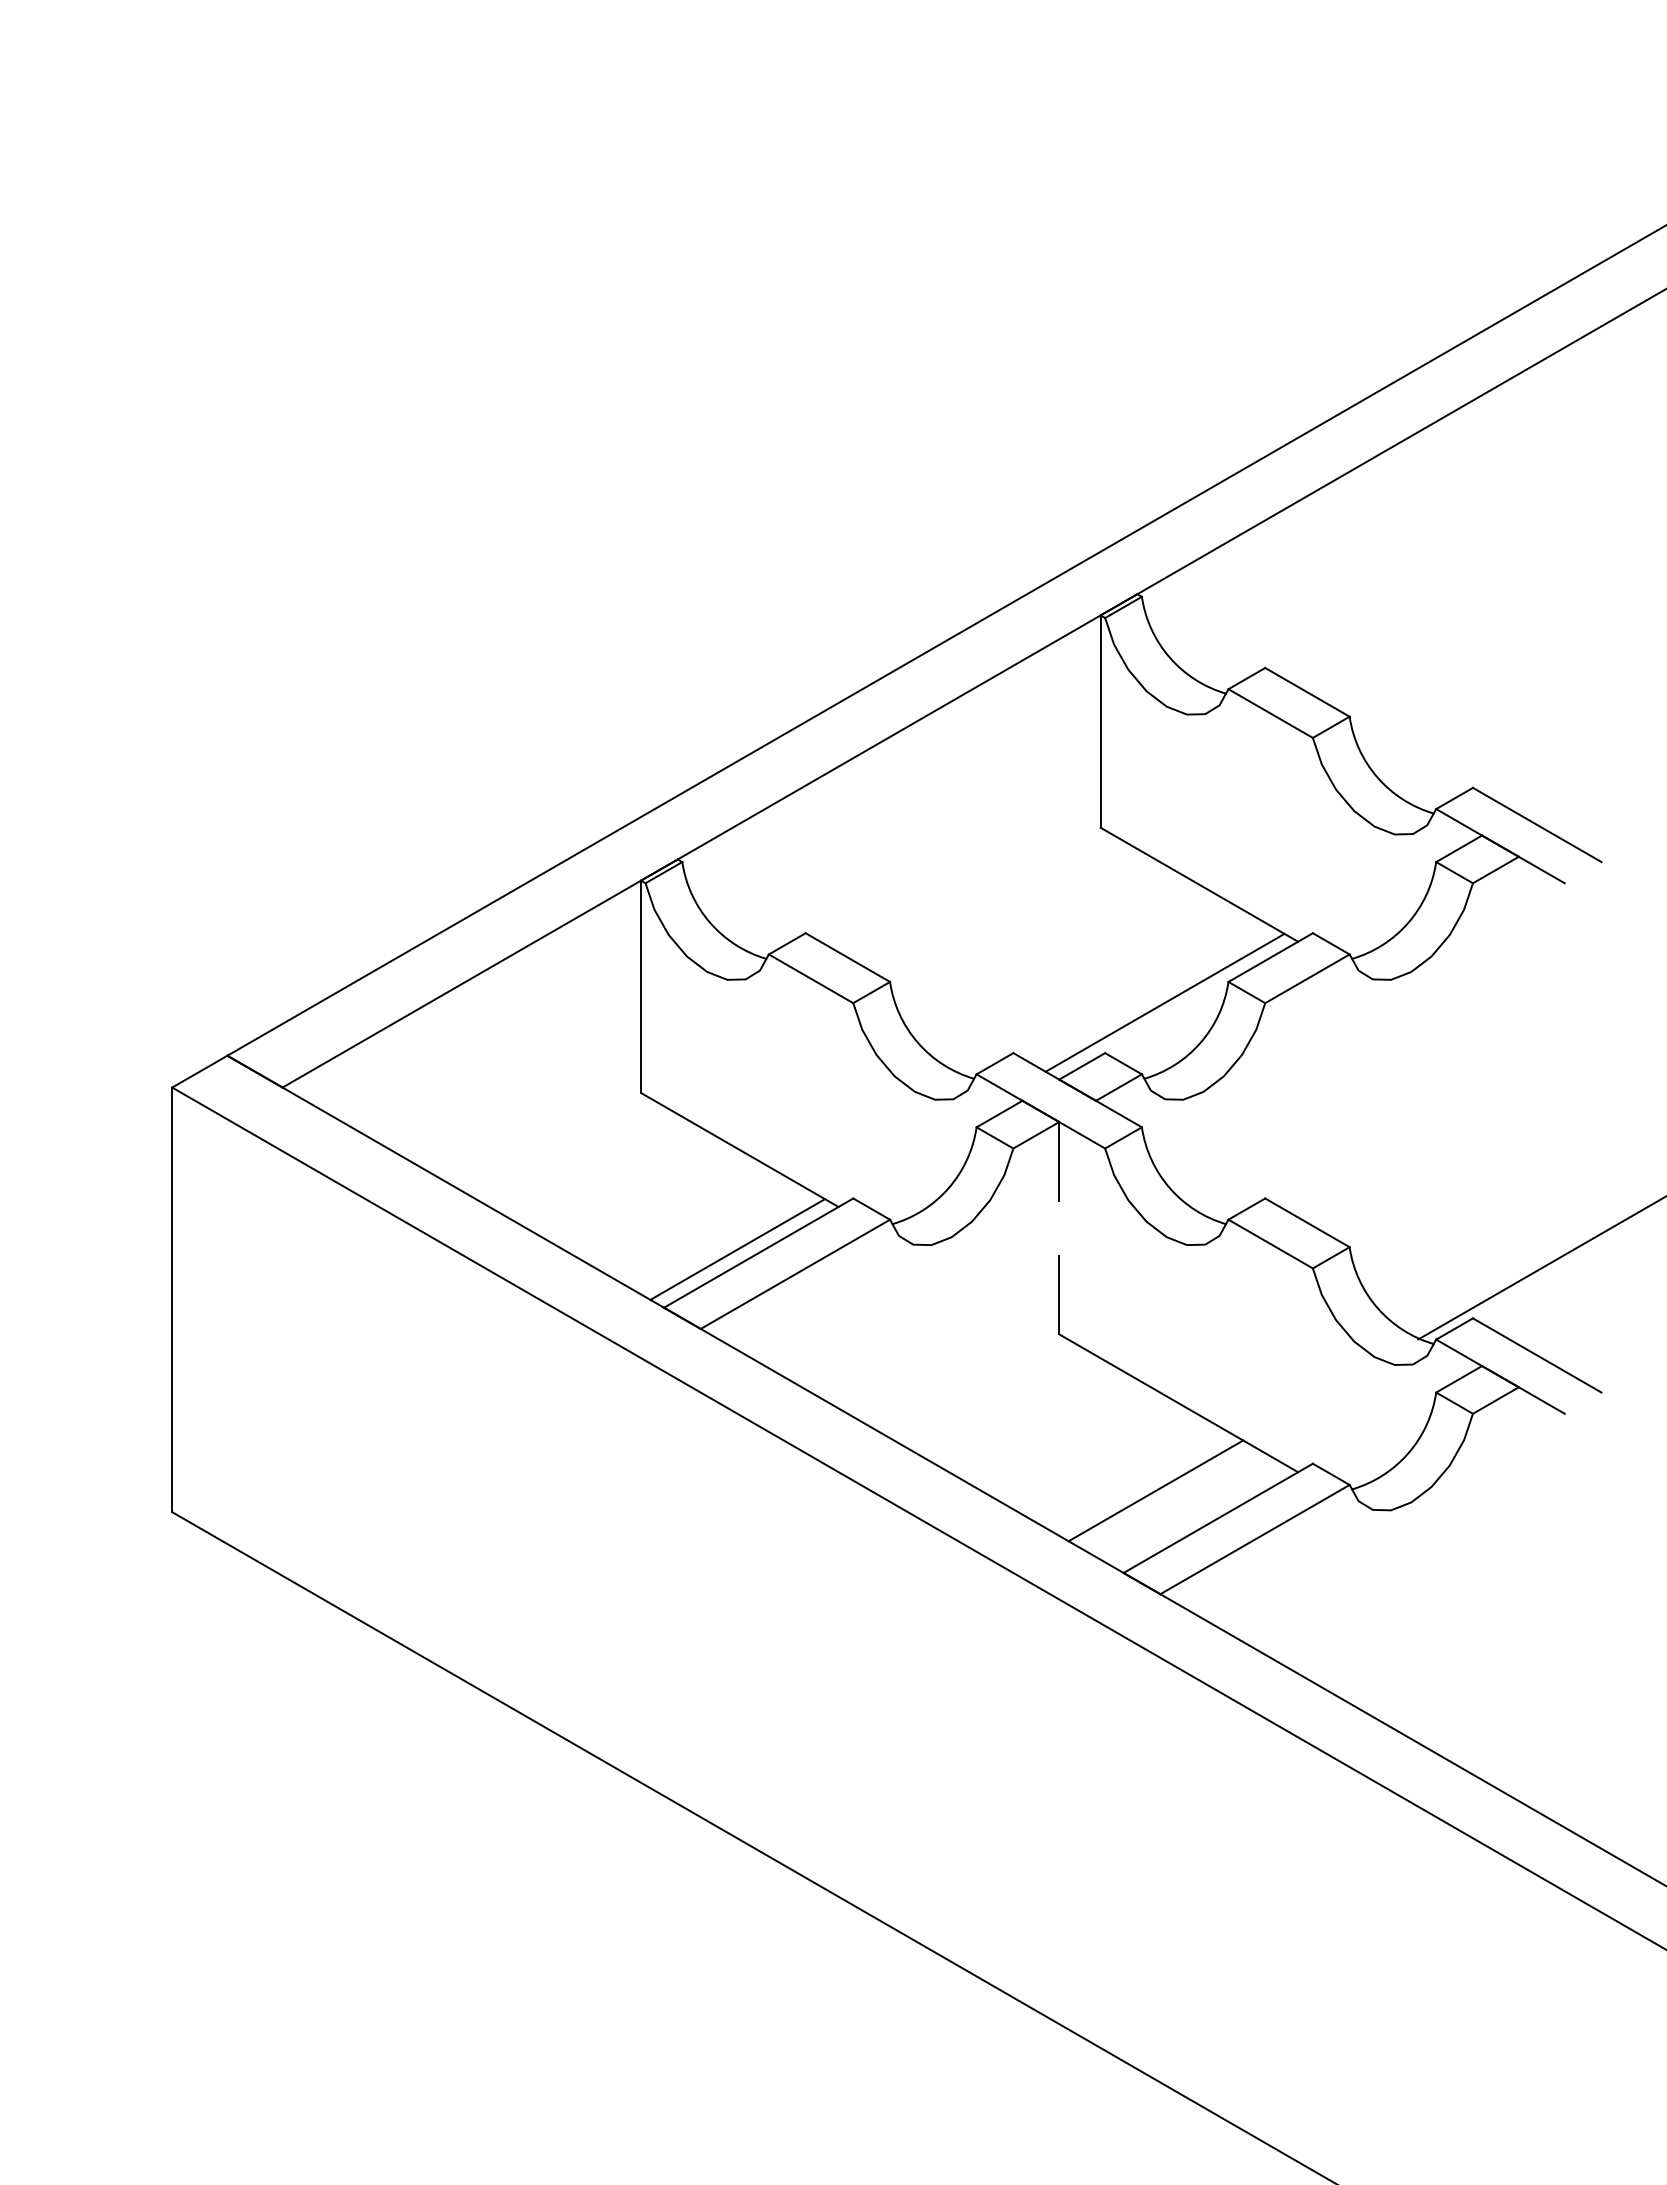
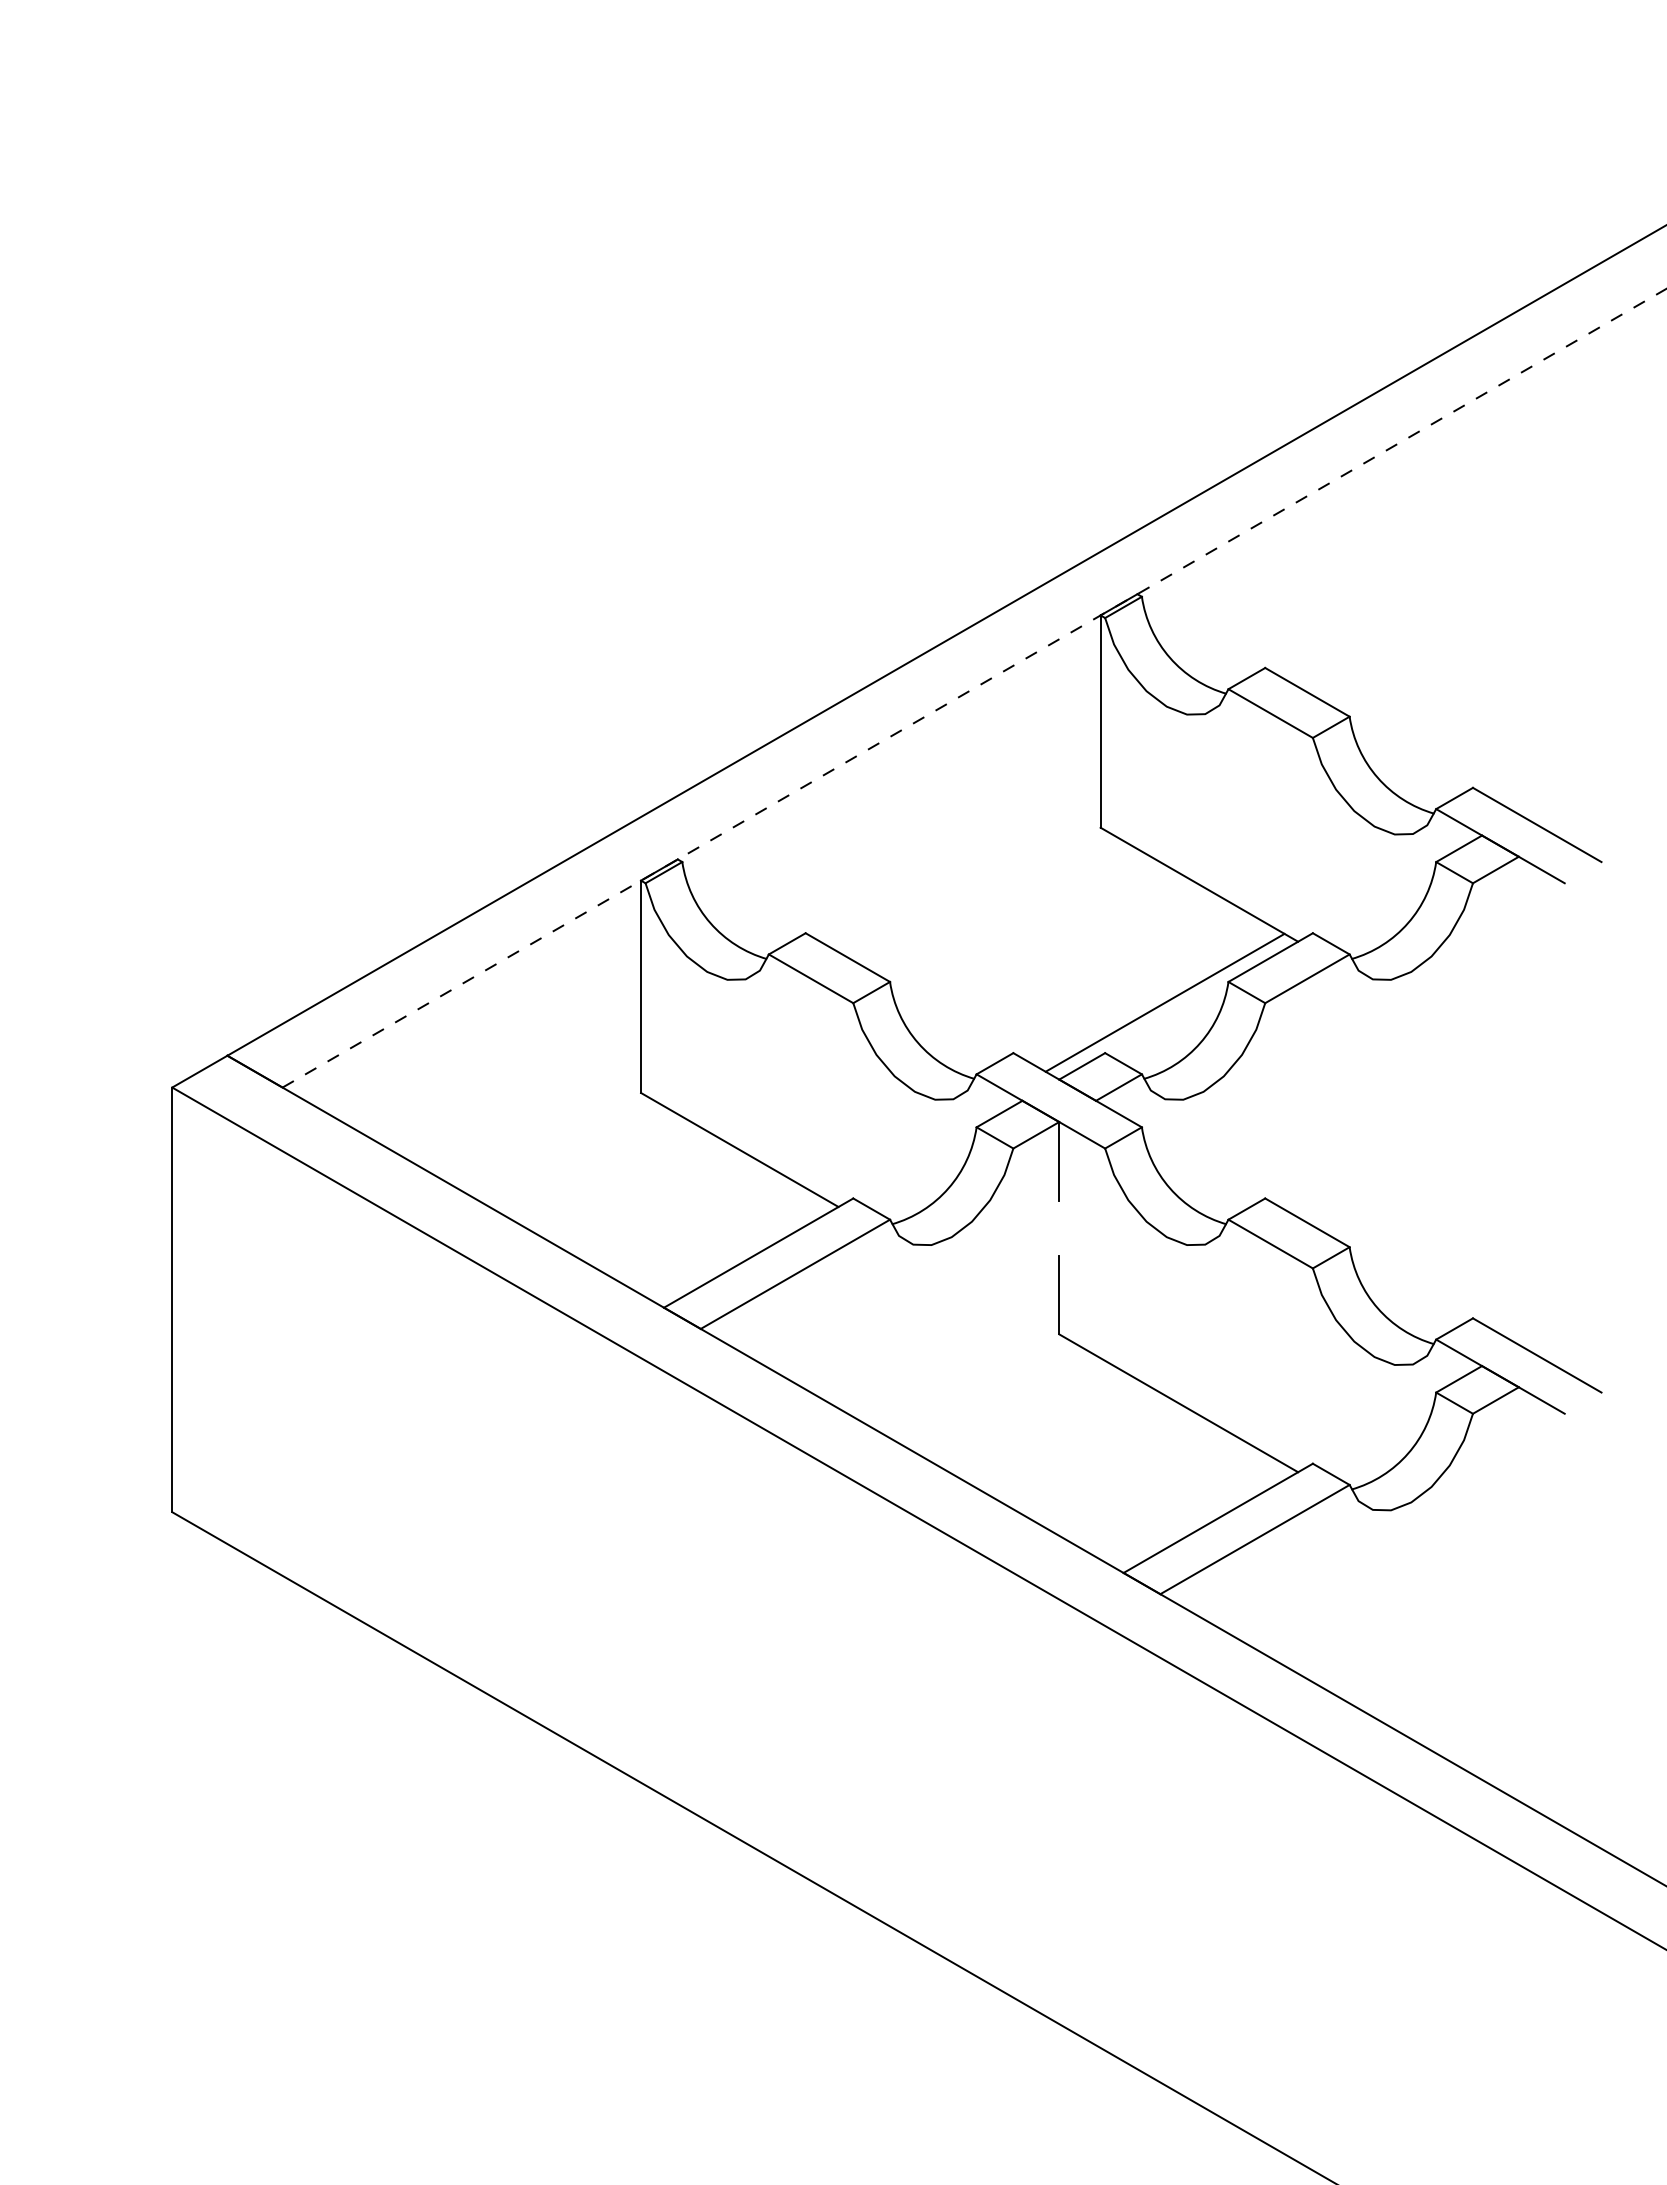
line: solid -> dashed (974, 688)
line: present -> none (737, 1249)
line: present -> none (1540, 1268)
line: present -> none (1155, 1490)
